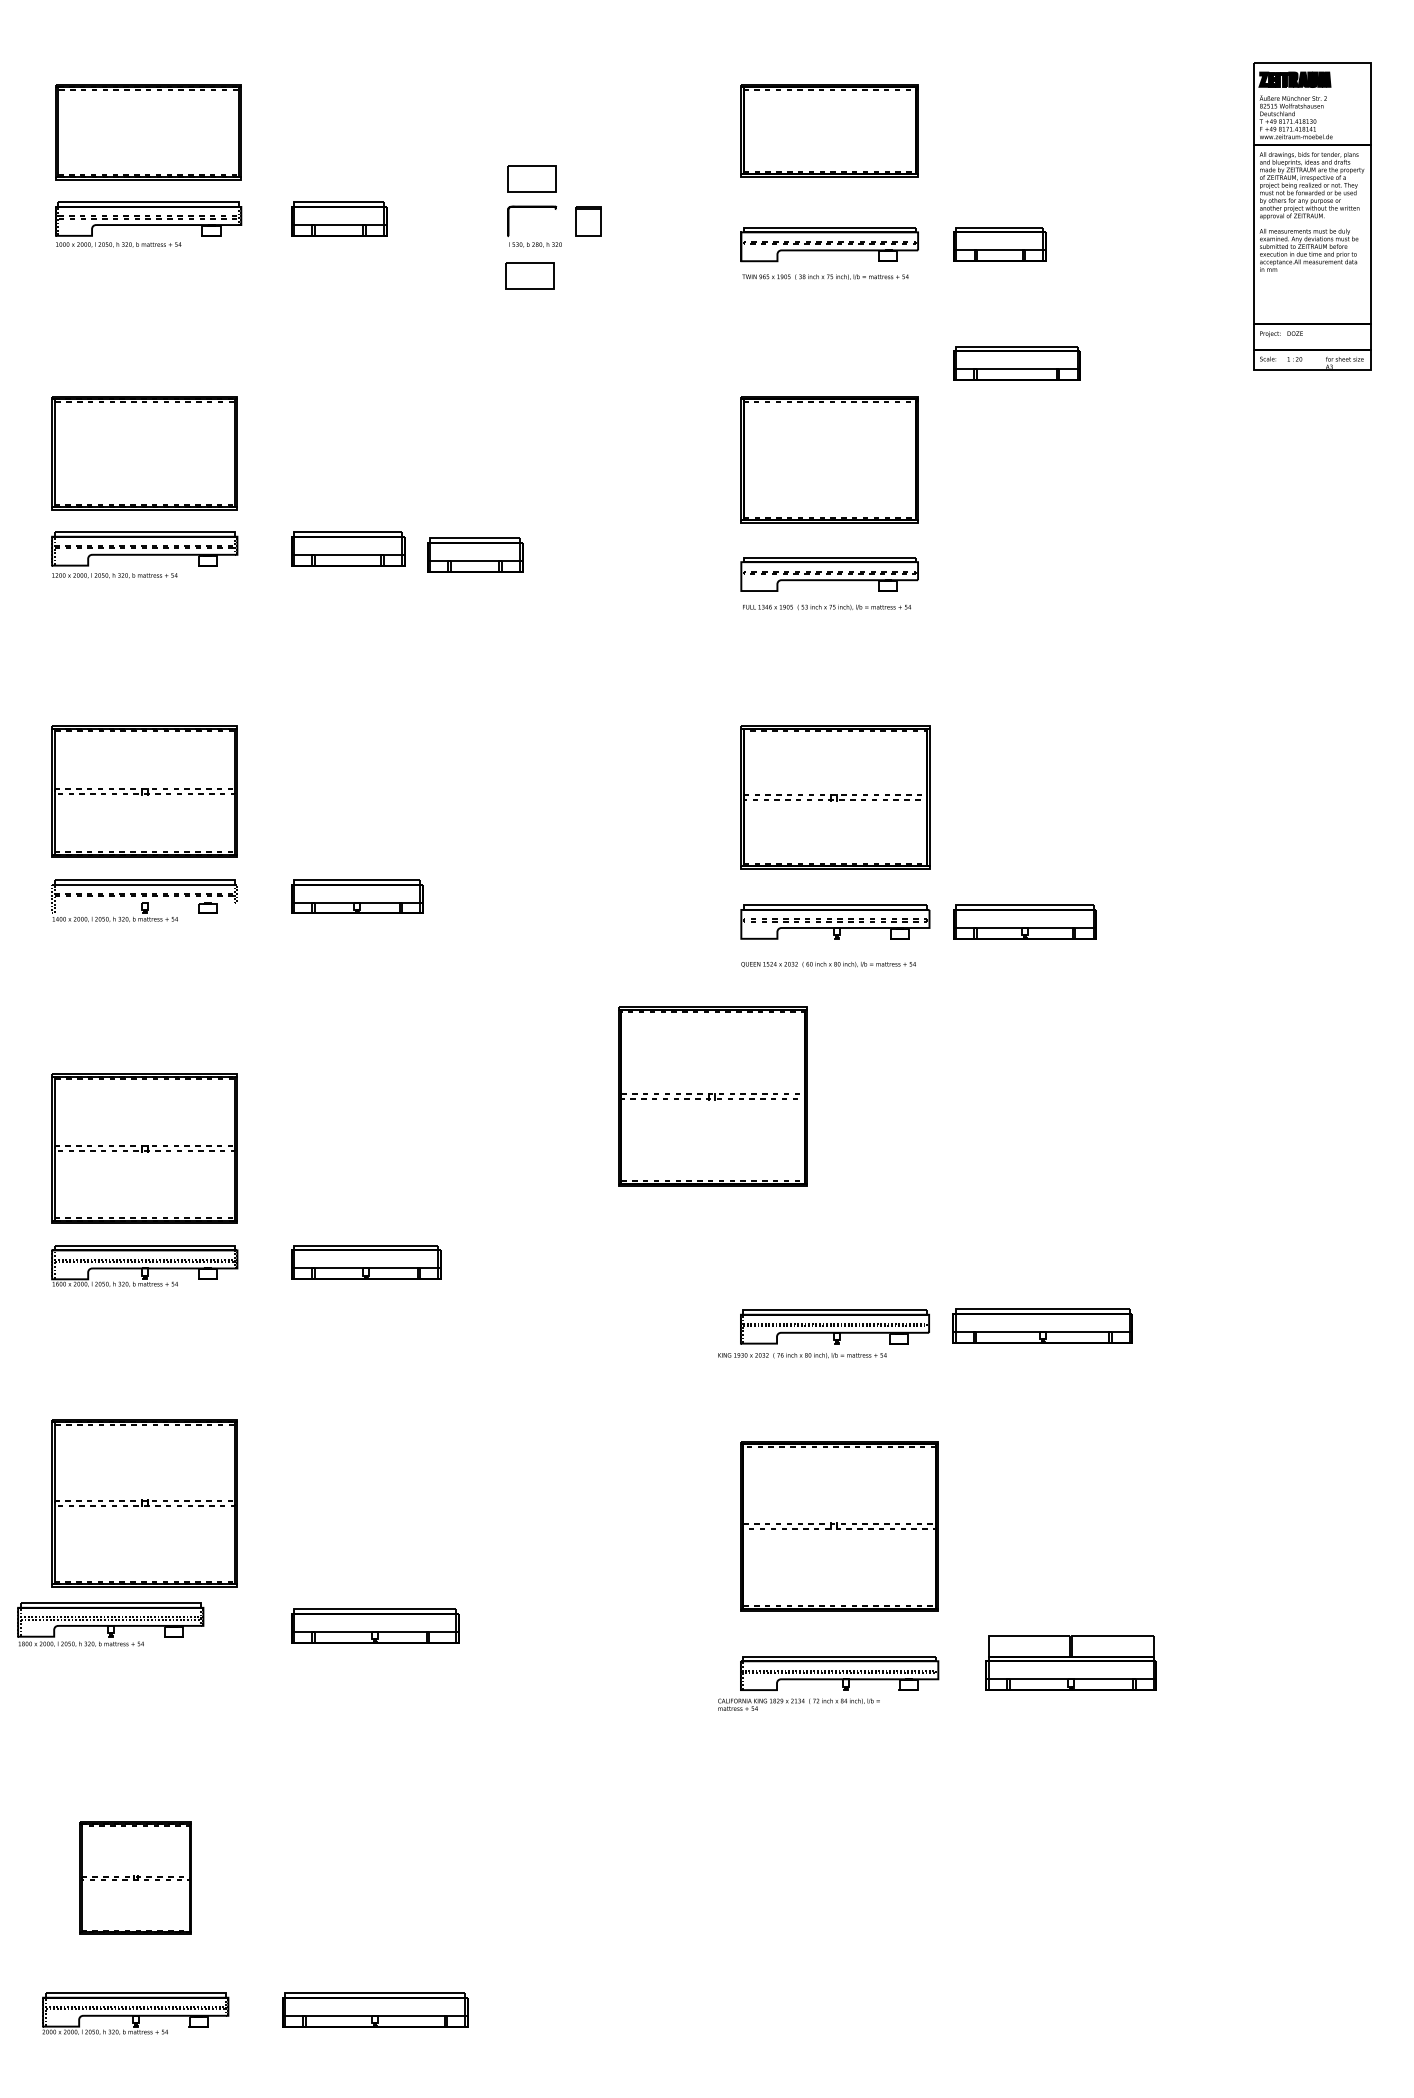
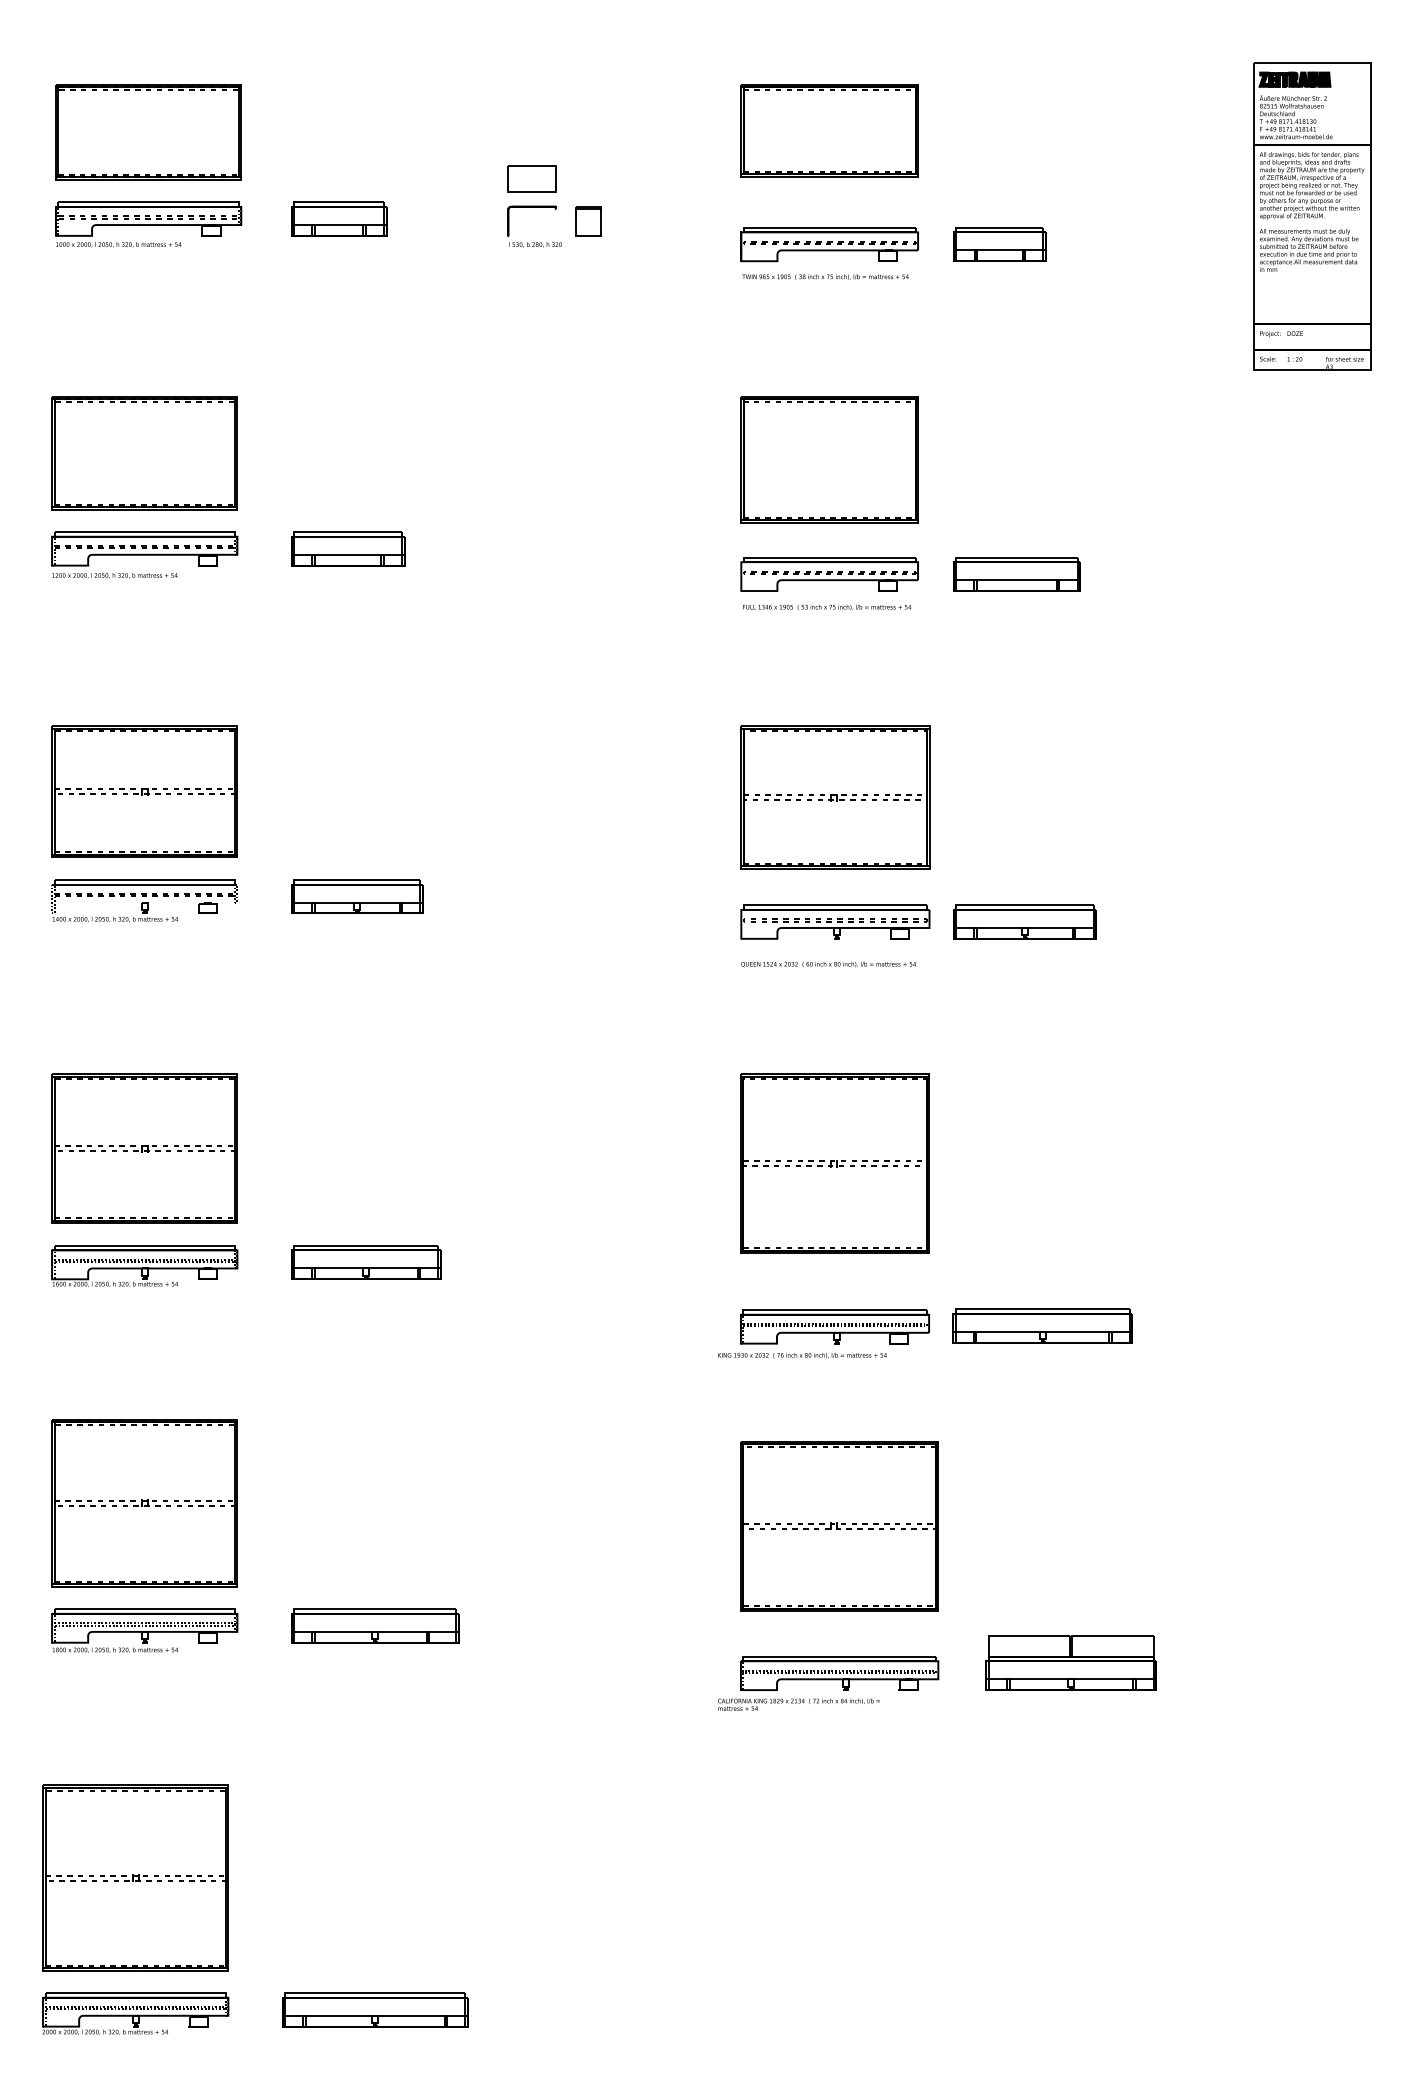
part: present -> none (529, 275)
part position: (1016, 363) -> (1016, 574) (1016, 574)
part: present -> none (475, 554)
part position: (712, 1096) -> (834, 1163) (834, 1163)
part position: (110, 1624) -> (144, 1630) (144, 1630)
part size: 113x114 px -> 187x188 px (135, 1877)
